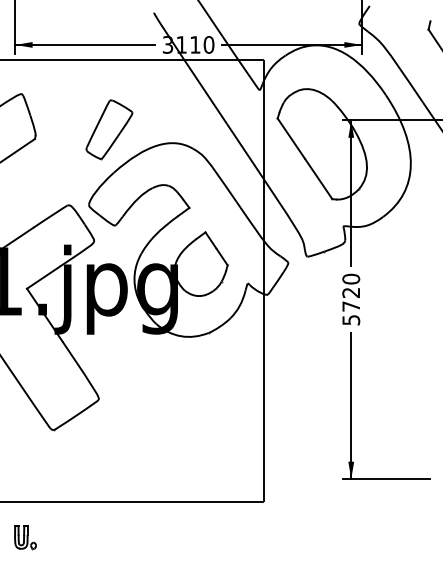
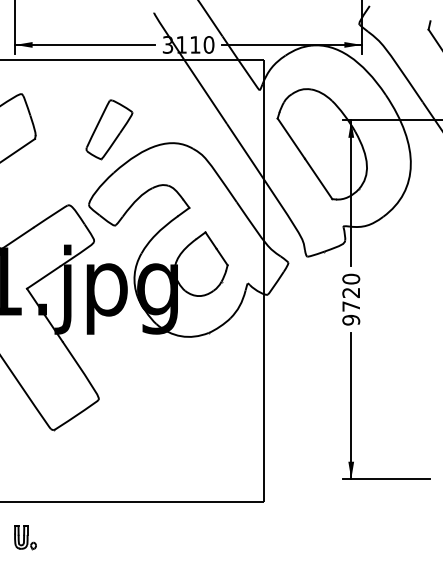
text: 5720 -> 9720 (350, 319)
